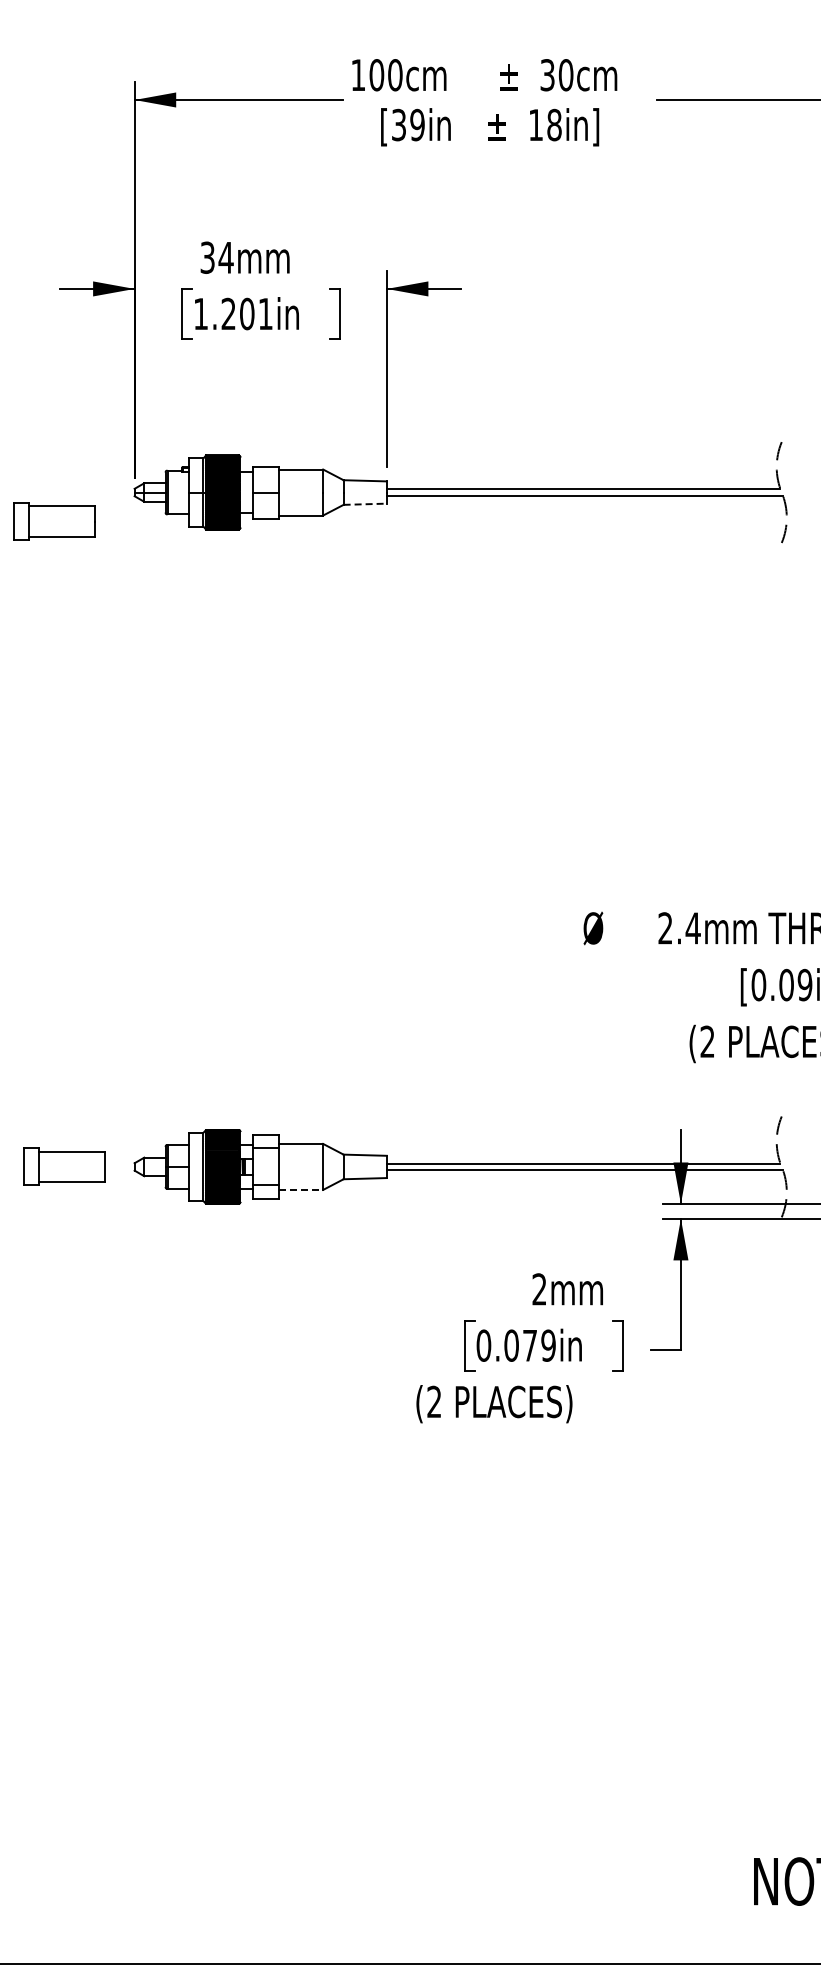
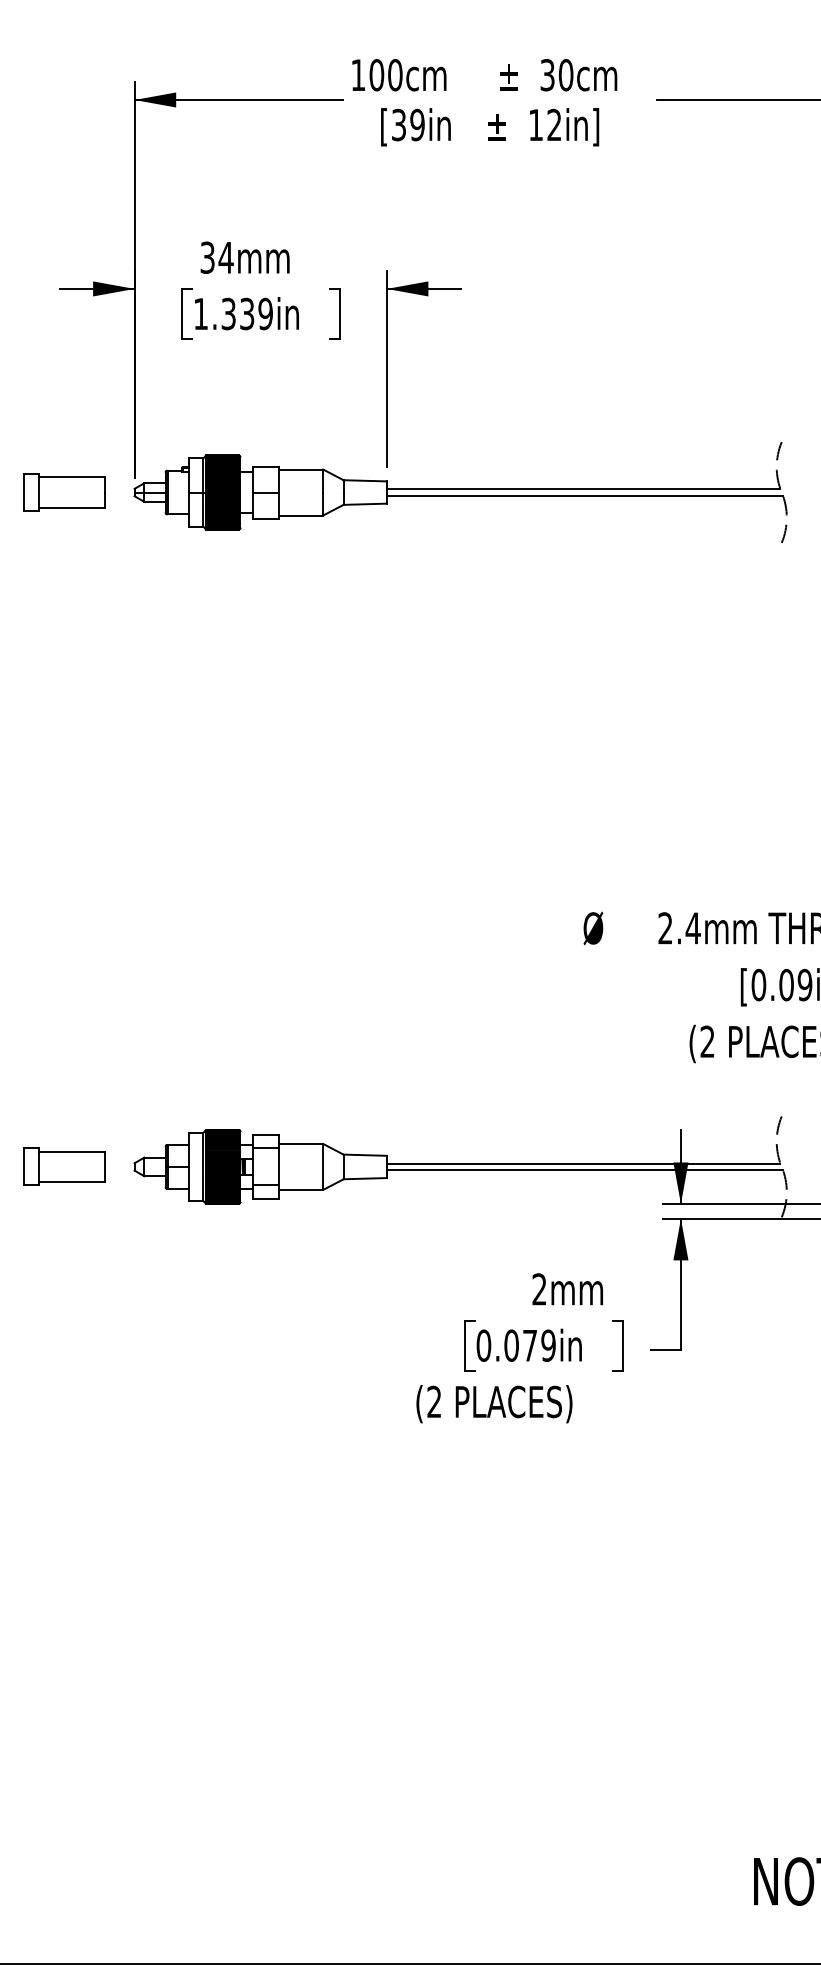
text: 18in] -> 12in] (554, 125)
text: 1.201in -> 1.339in (246, 313)
line: dashed -> solid (365, 504)
part position: (54, 521) -> (64, 492) (64, 492)
line: dashed -> solid (301, 1189)
